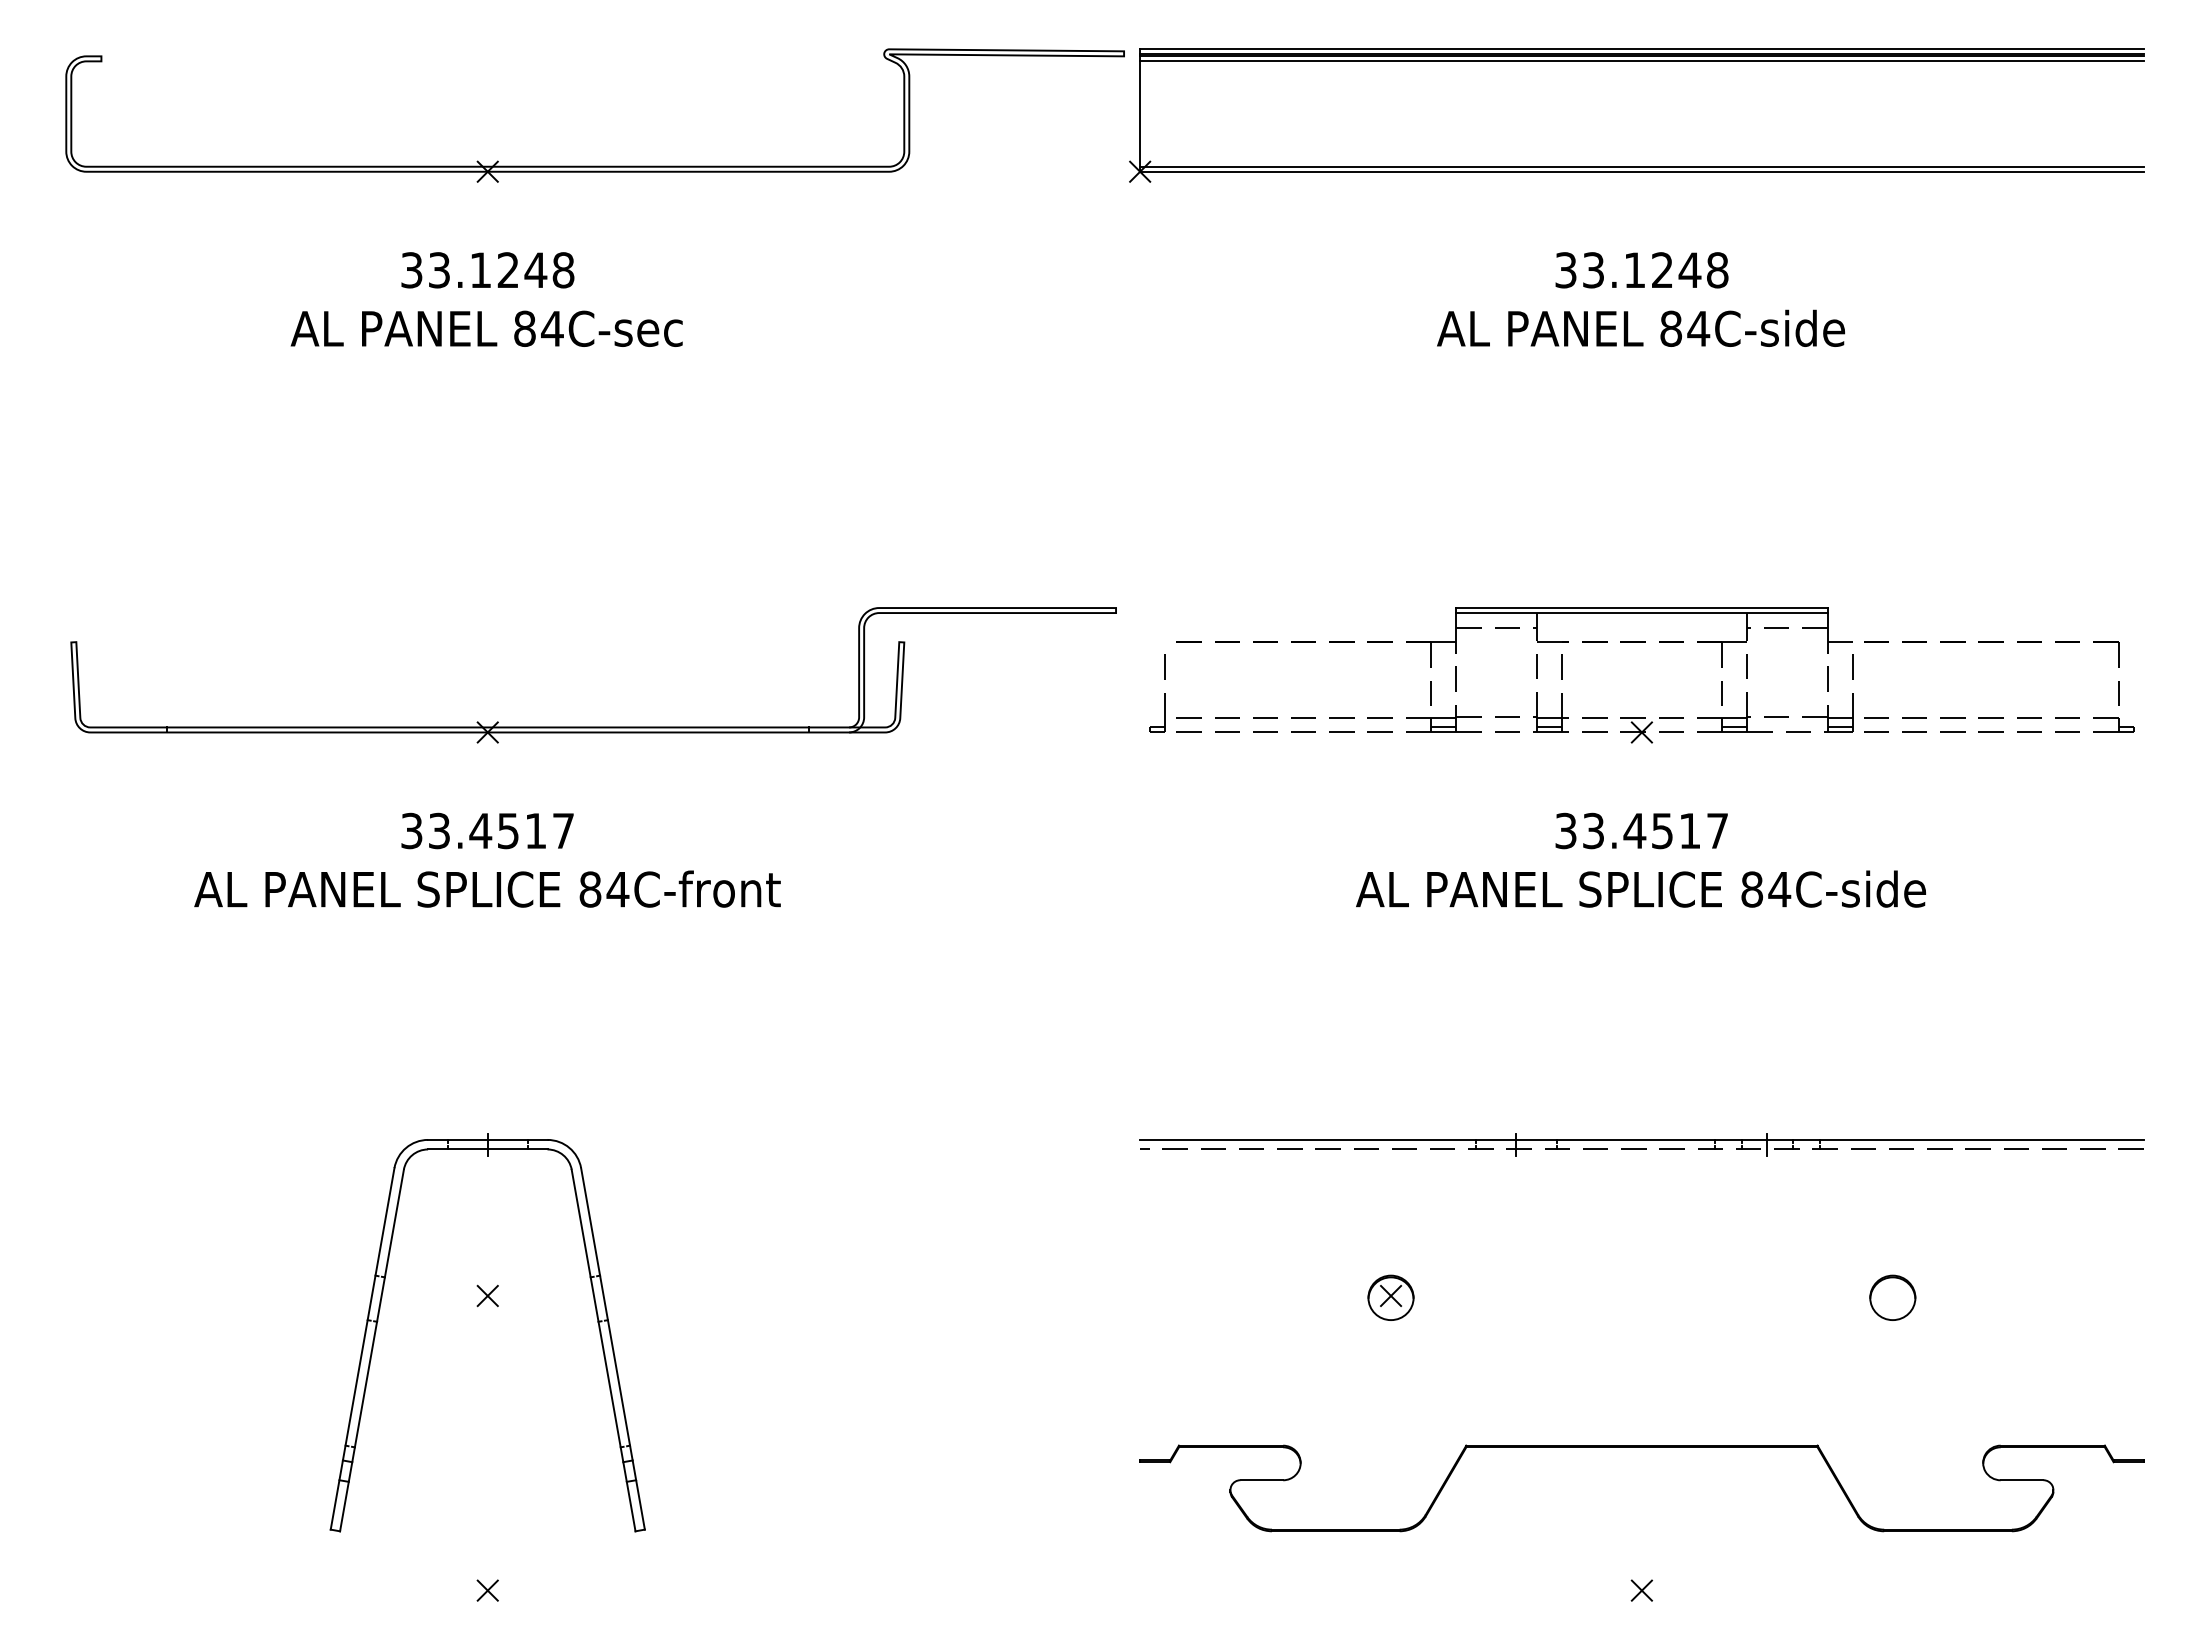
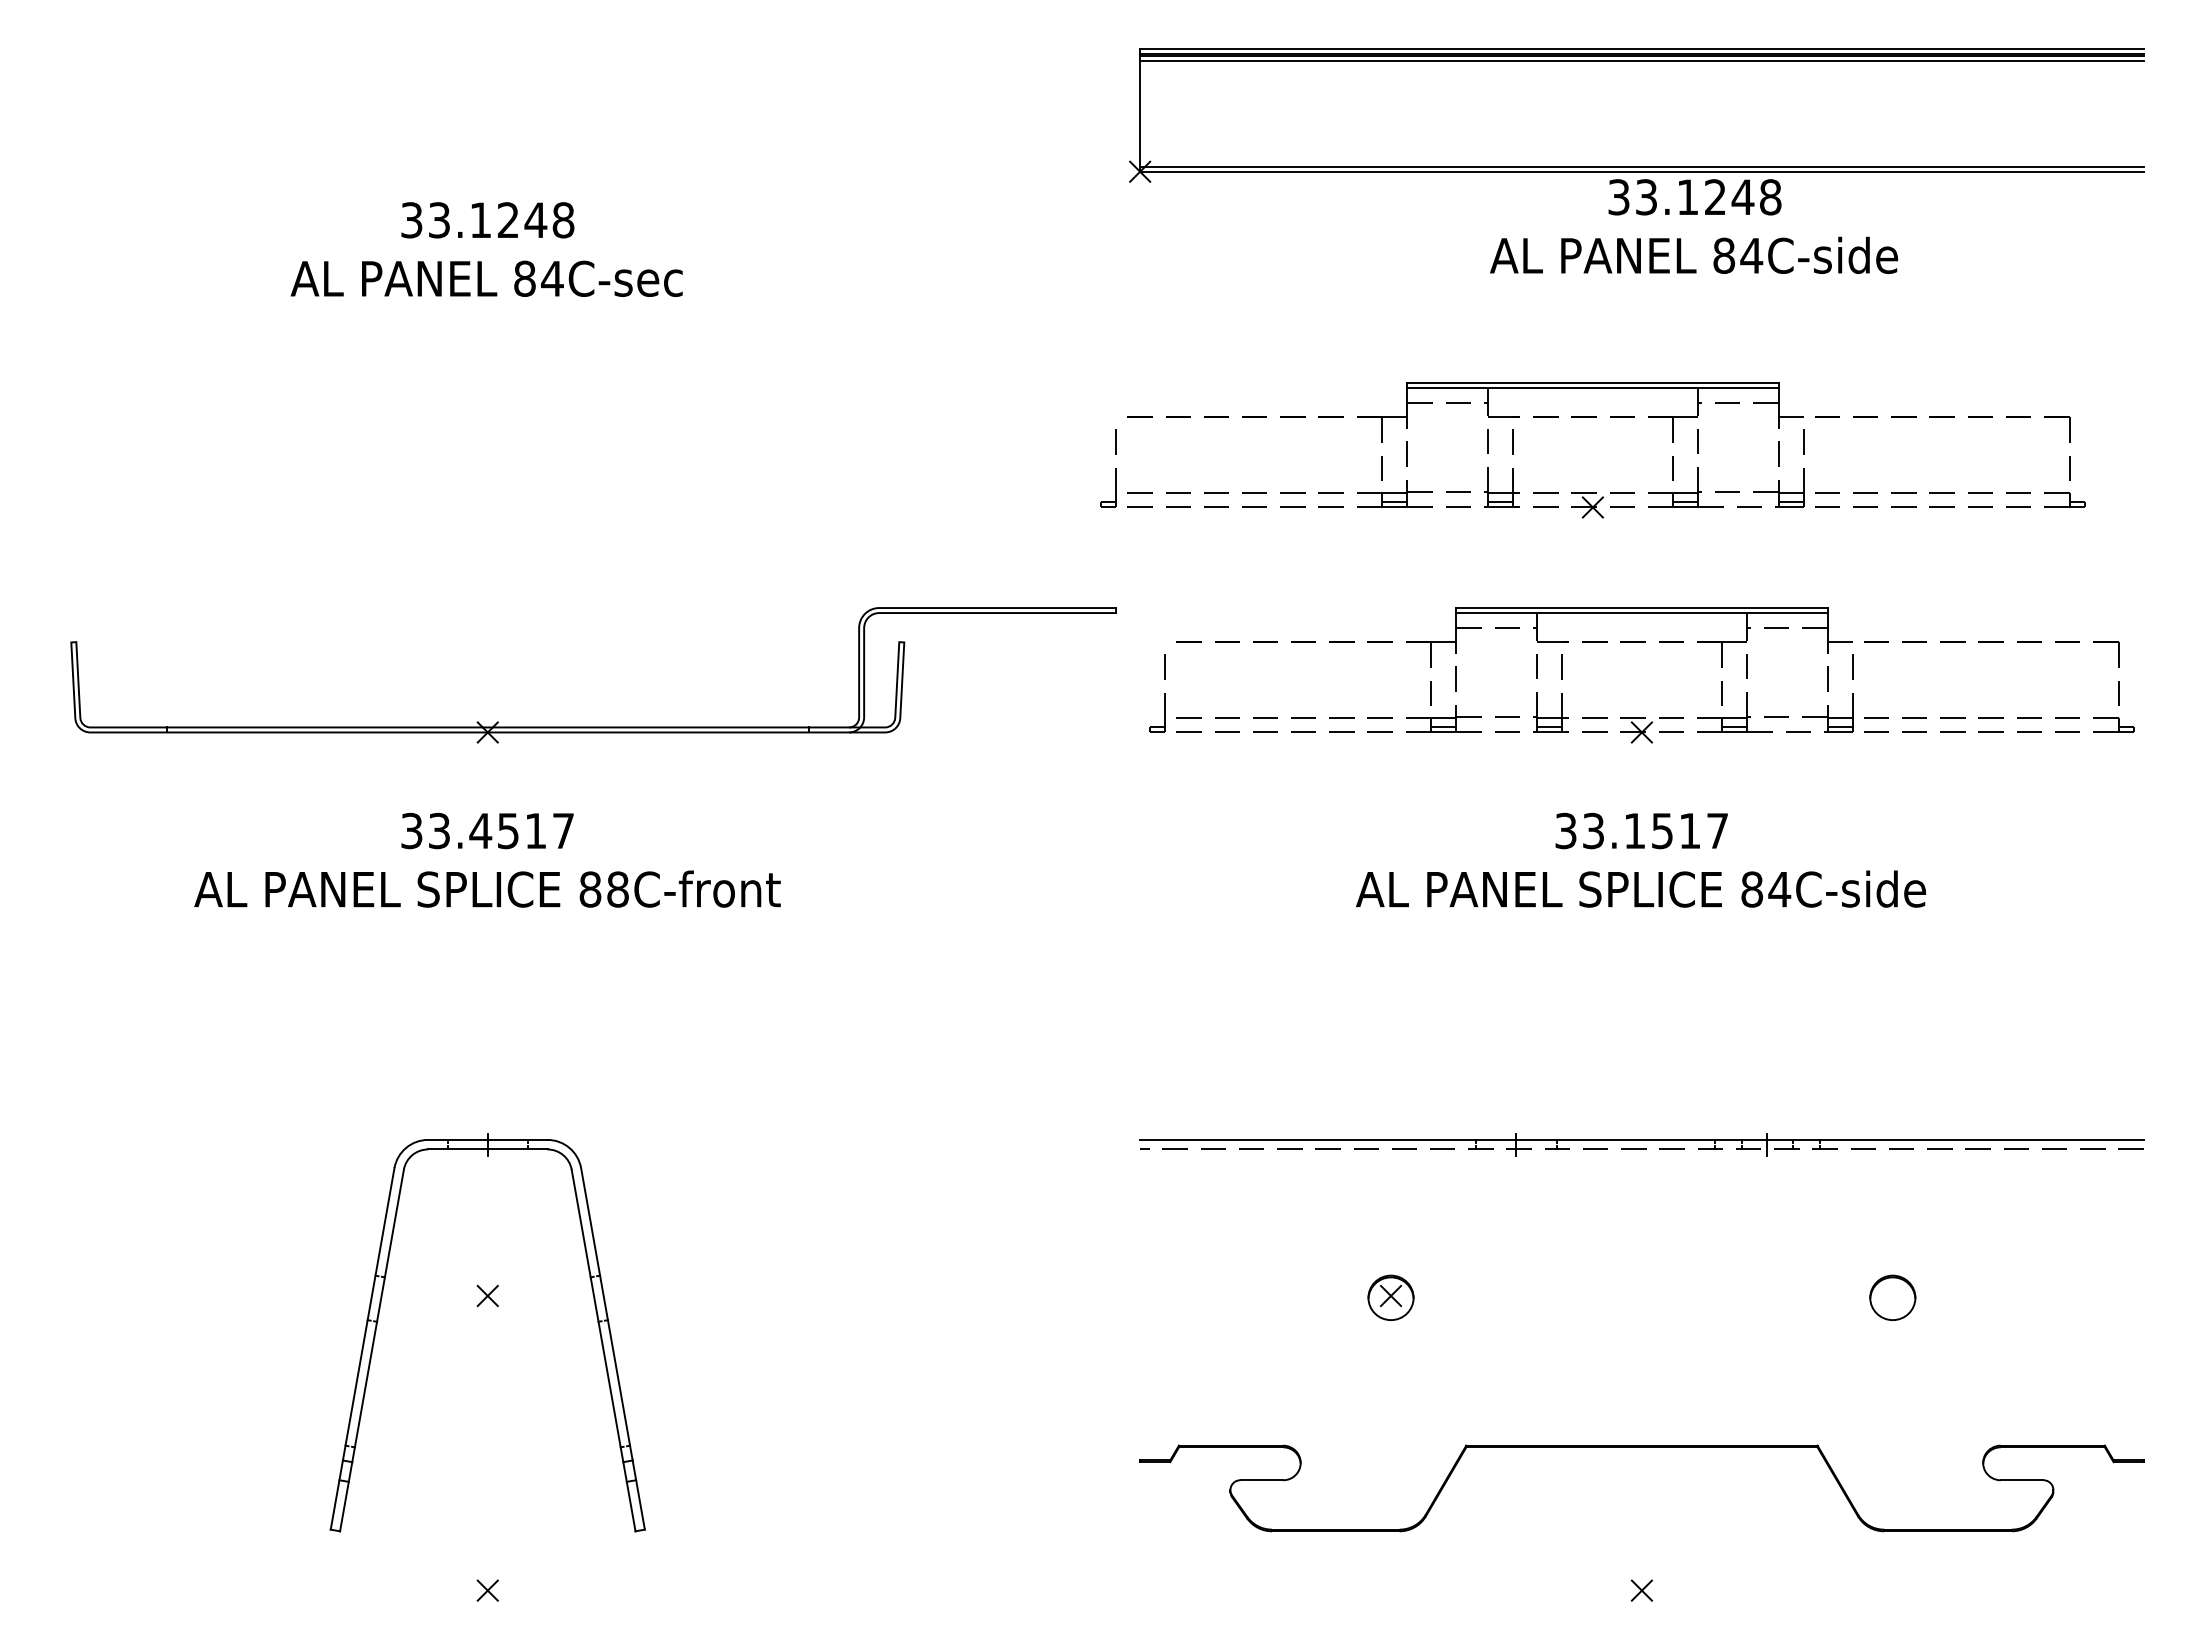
part: present -> none (594, 165)
text position: (486, 299) -> (486, 249) (486, 249)
text position: (1640, 299) -> (1693, 226) (1693, 226)
part: none -> present (1592, 417)
text: 33.4517 -> 33.1517 (1634, 830)
text: 84C-front -> 88C-front (617, 889)
